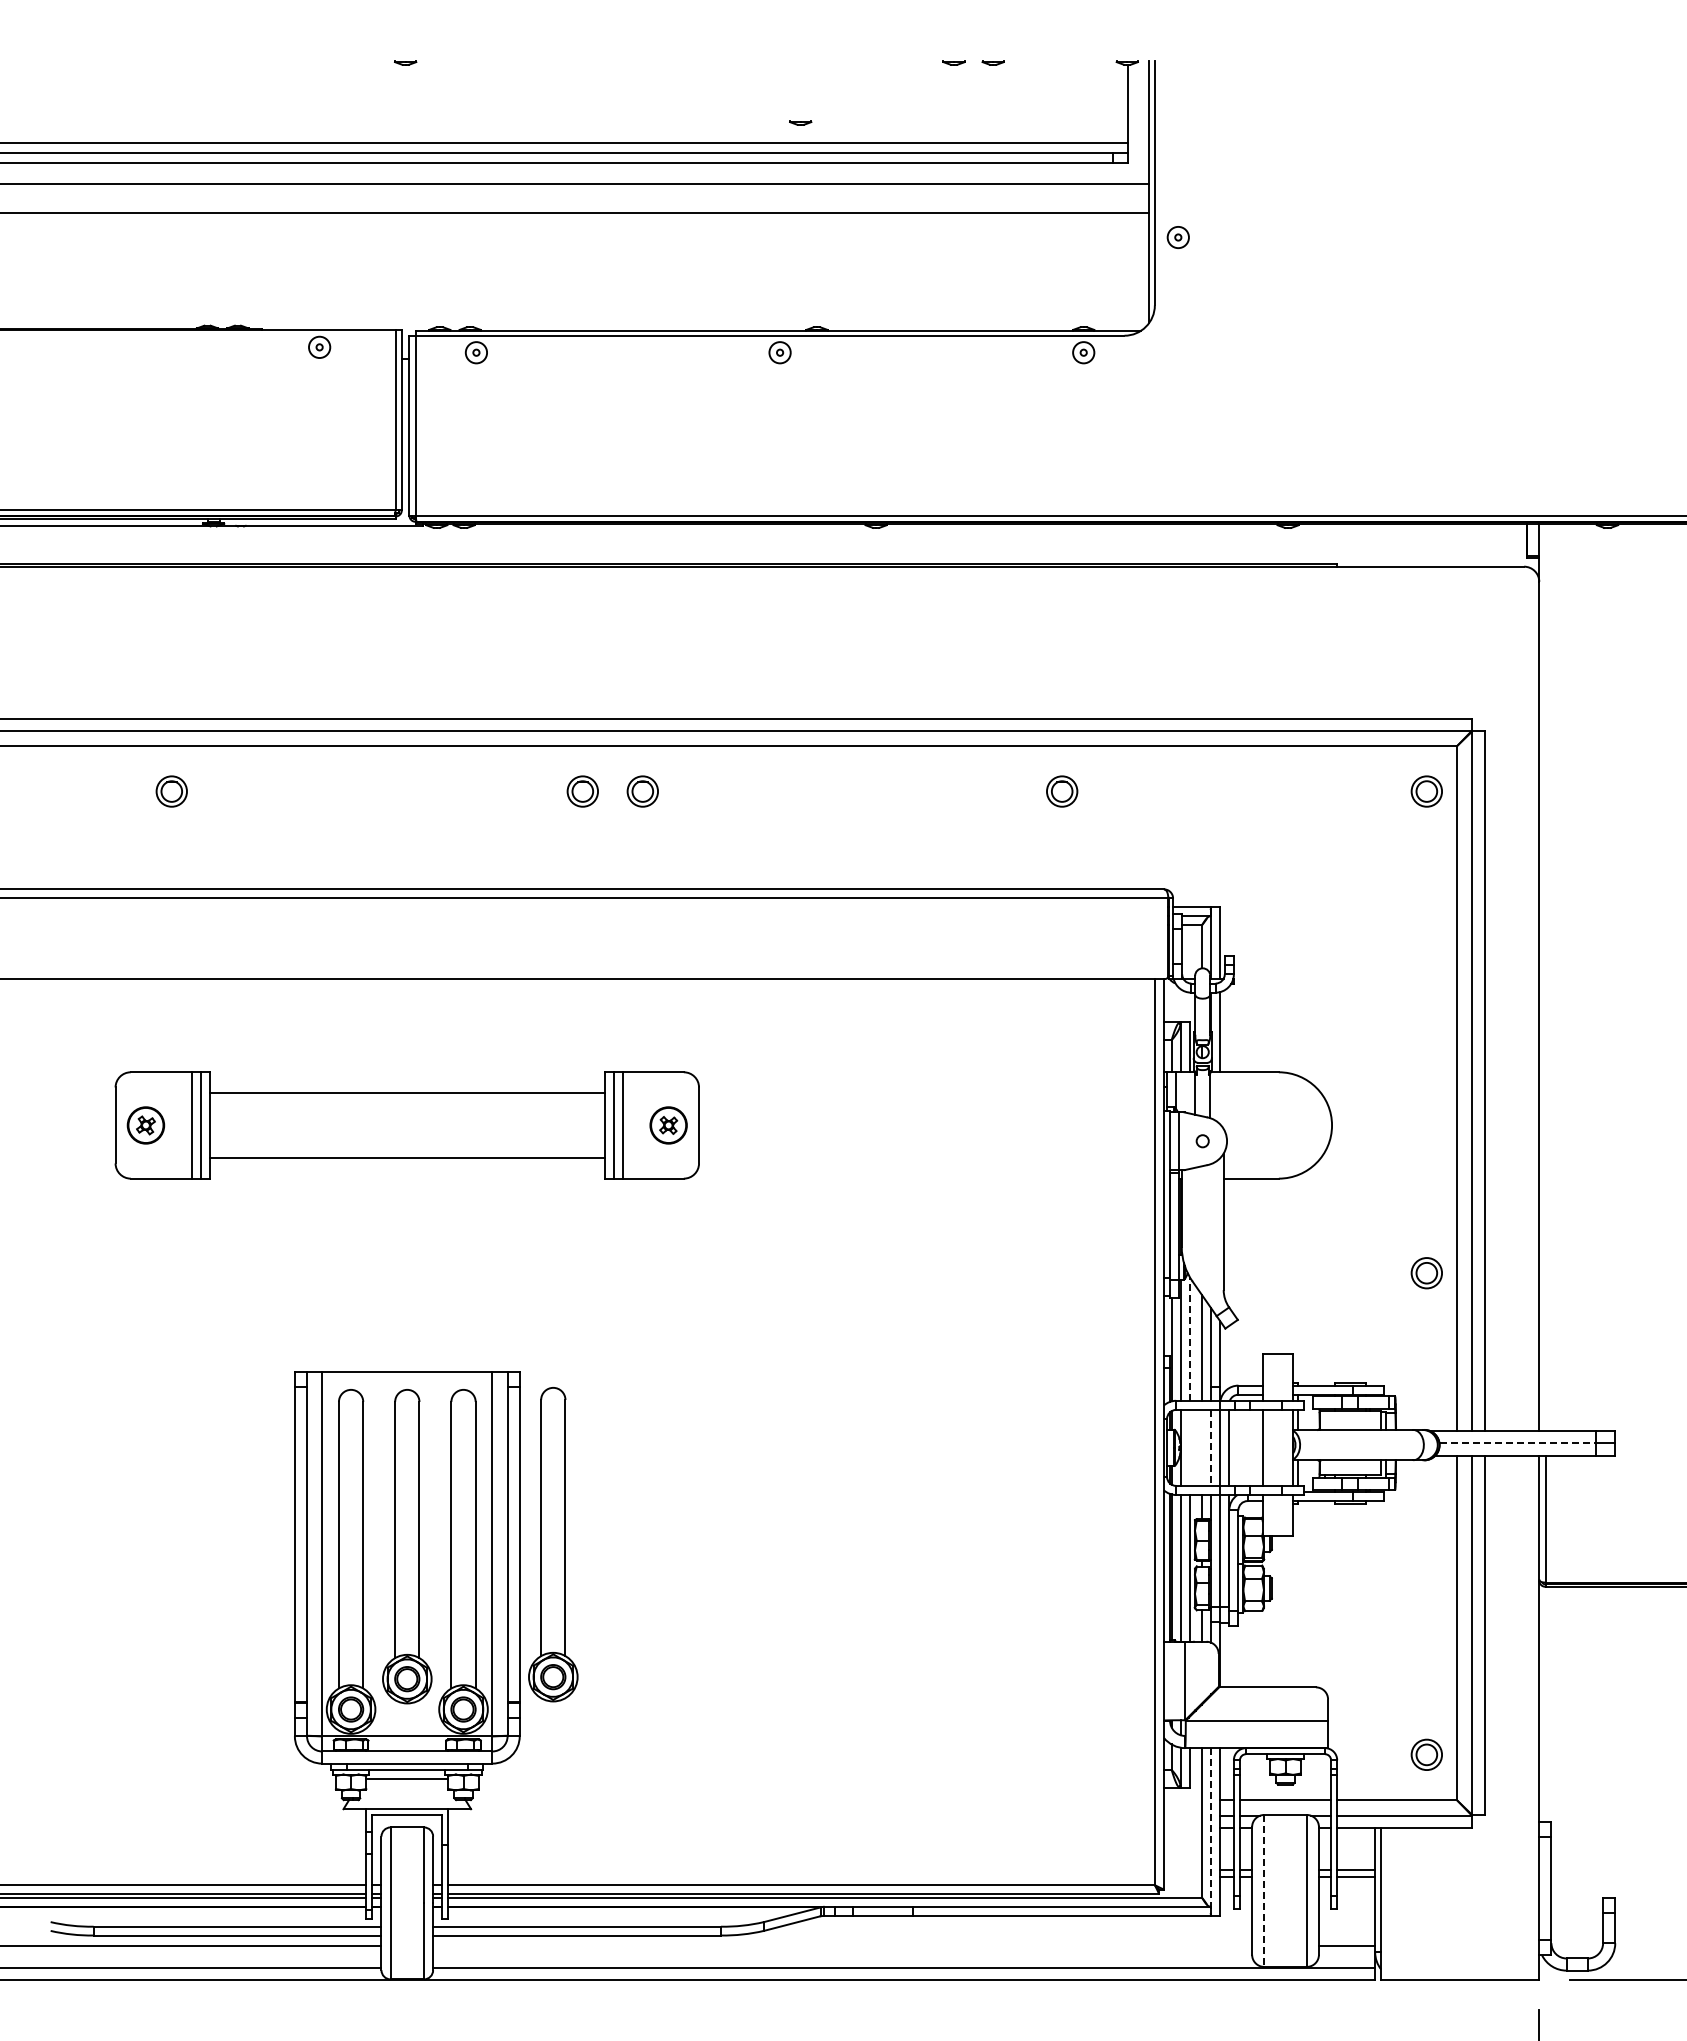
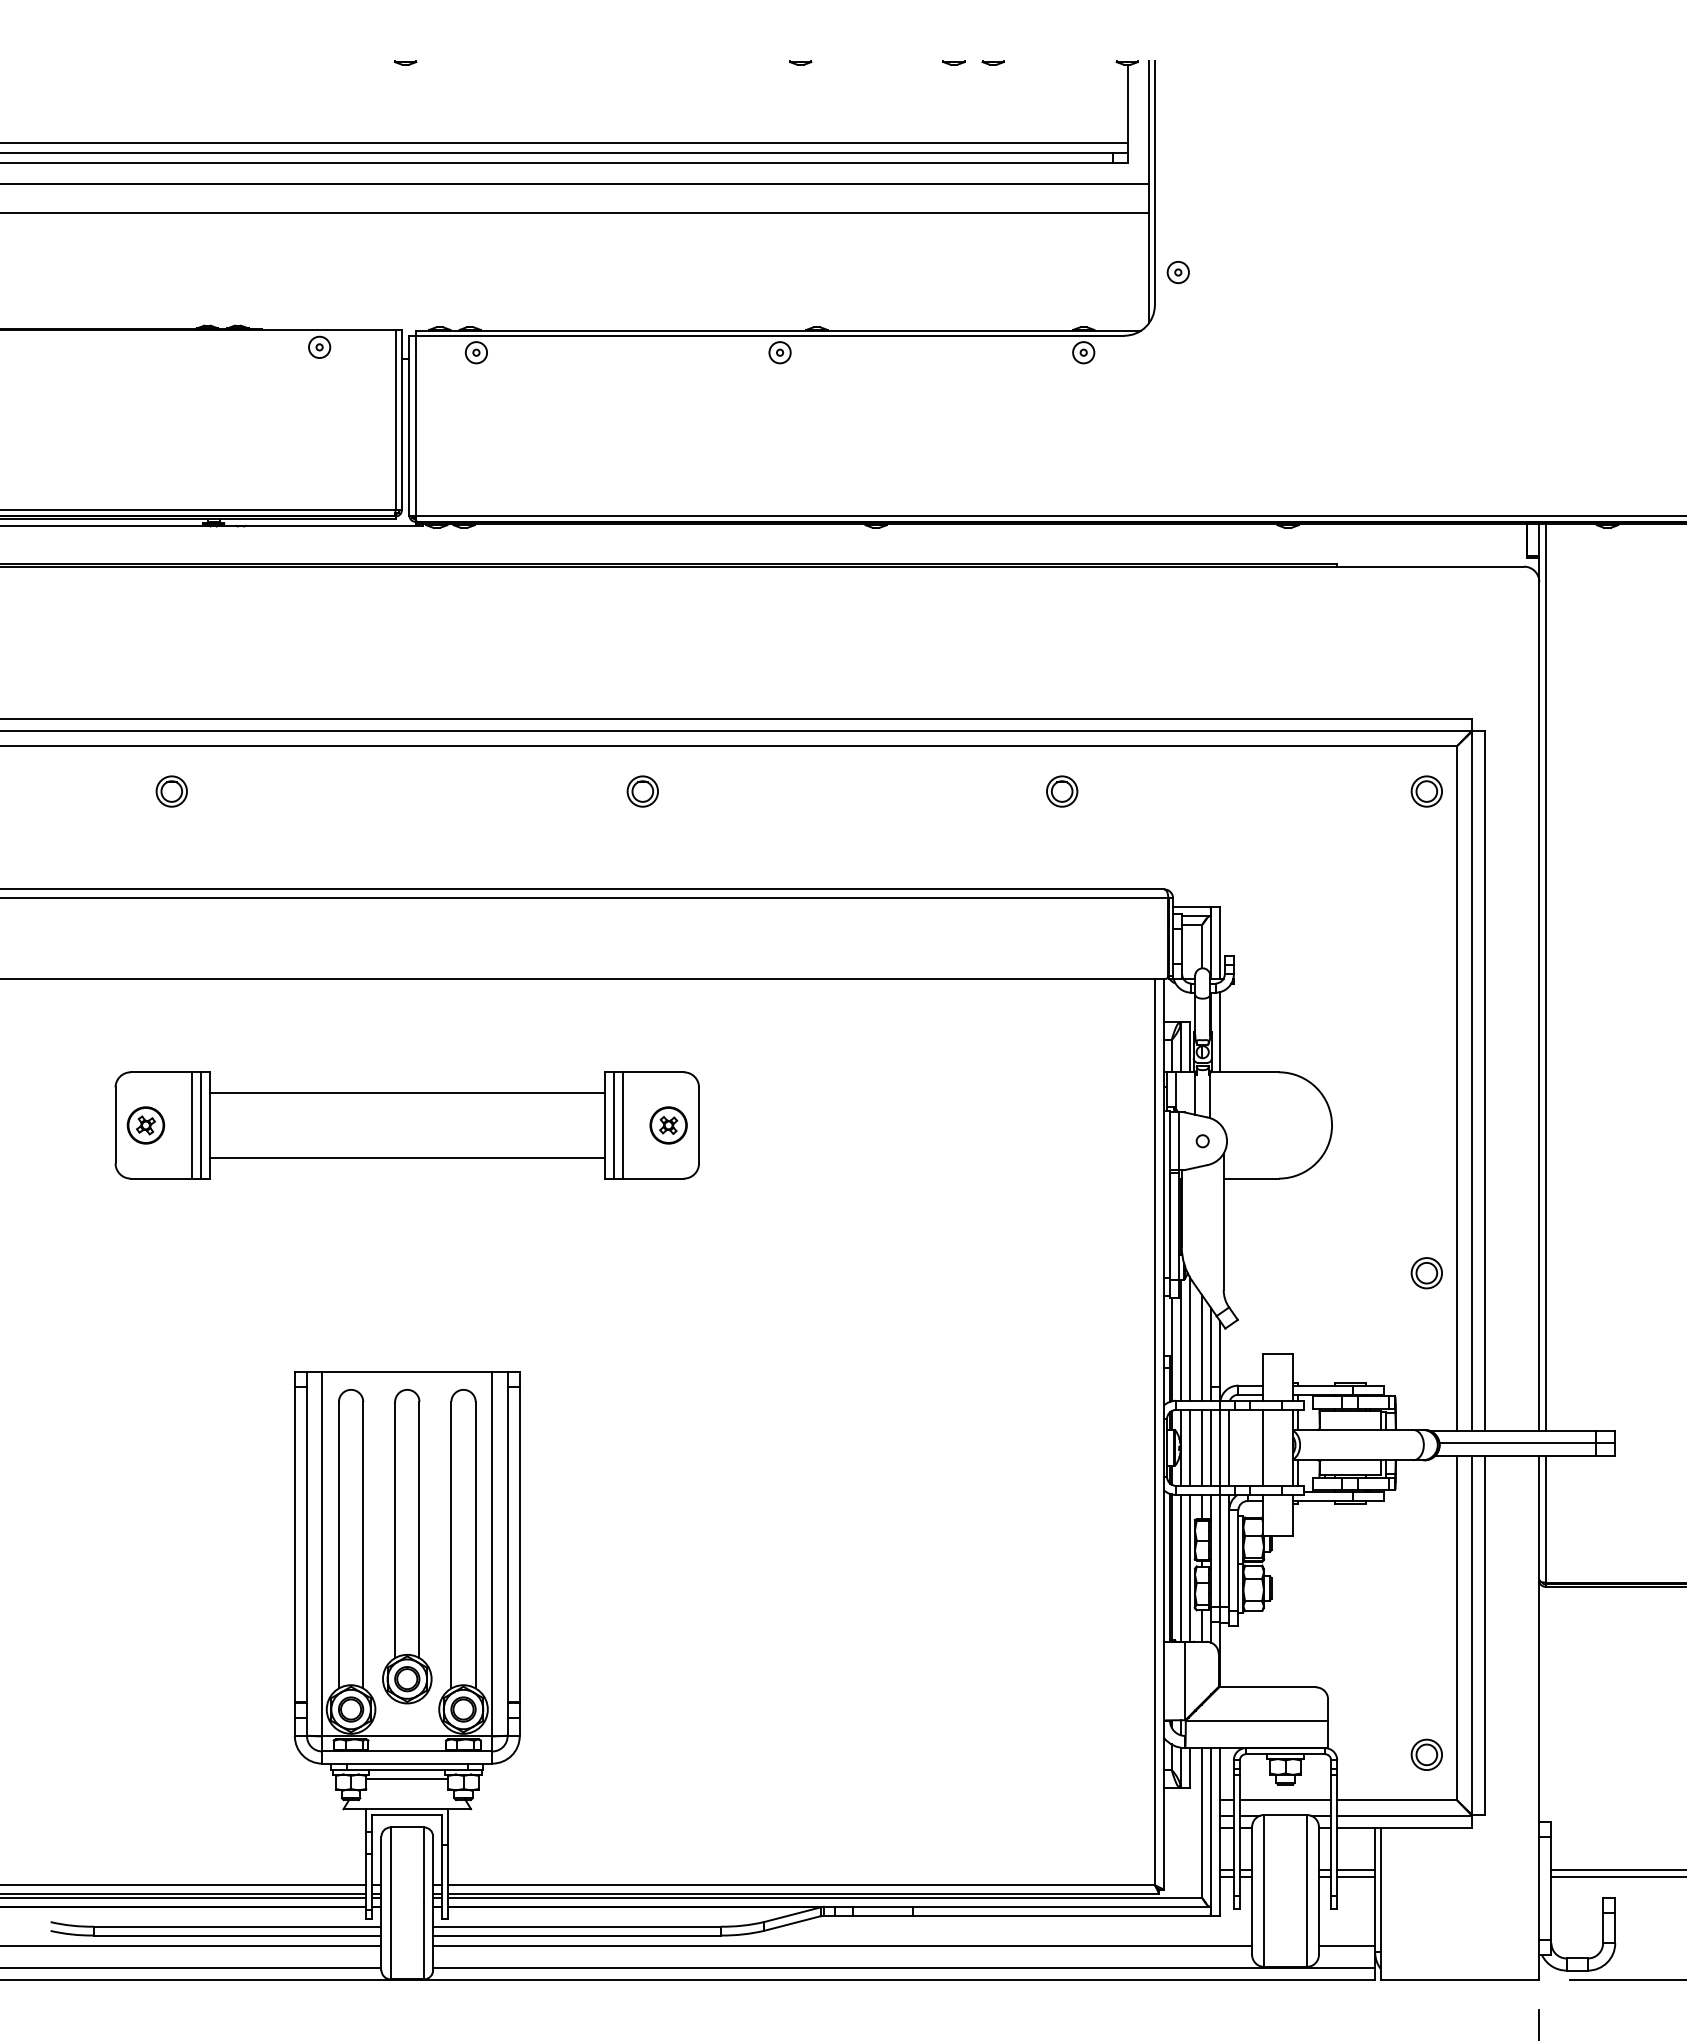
part position: (800, 122) -> (800, 62) (800, 62)
part position: (1177, 237) -> (1177, 272) (1177, 272)
part: present -> none (582, 791)
line: none -> present (1545, 977)
line: dashed -> solid (1189, 1338)
line: dashed -> solid (1518, 1443)
line: none -> present (1189, 1447)
line: none -> present (1201, 1447)
line: dashed -> solid (1211, 1447)
part: present -> none (553, 1544)
line: dashed -> solid (1211, 1832)
line: none -> present (1617, 1870)
line: none -> present (1617, 1876)
line: dashed -> solid (1264, 1890)
line: none -> present (842, 1946)
